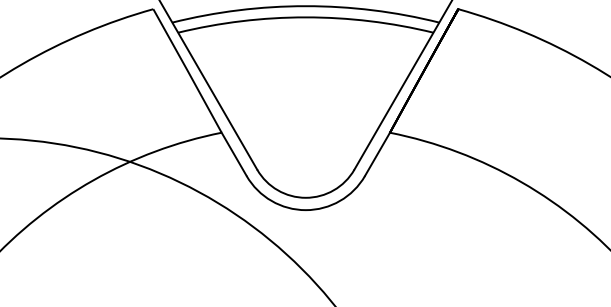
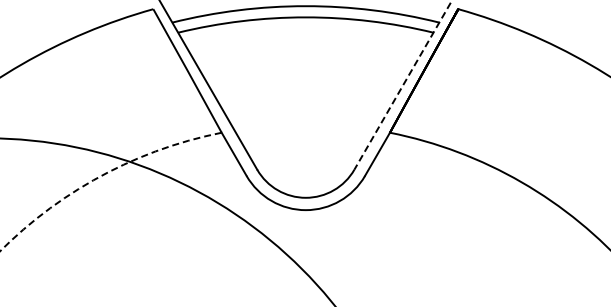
line: solid -> dashed (403, 84)
arc: solid -> dashed (101, 175)
